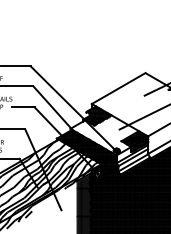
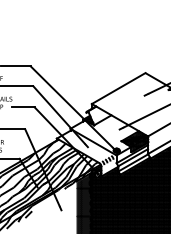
hatch: present -> none (99, 115)
hatch: present -> none (87, 152)
